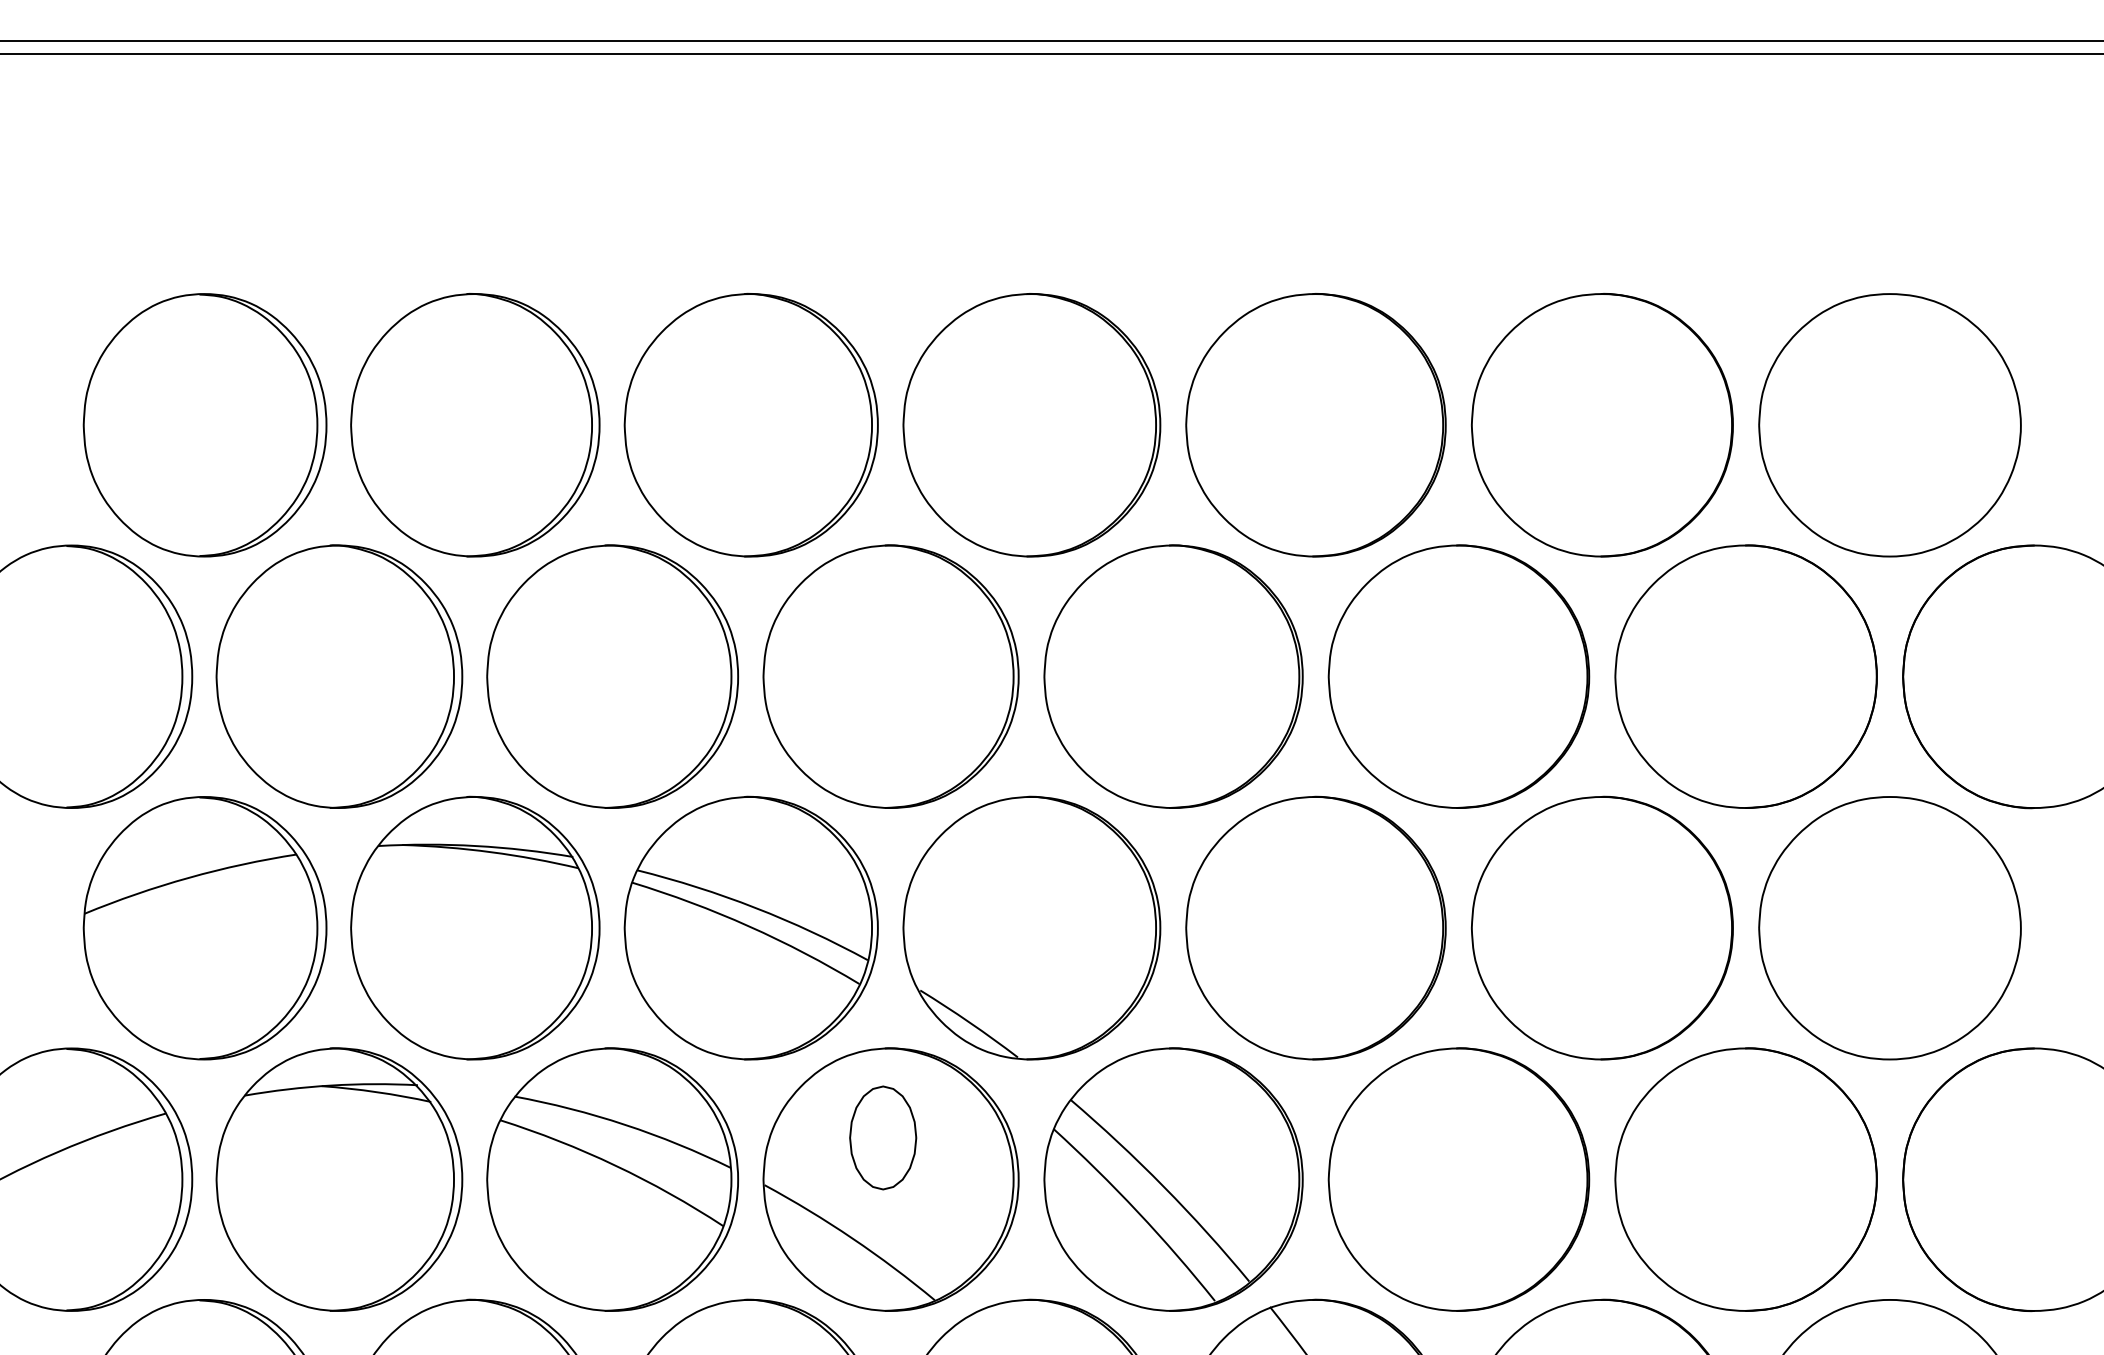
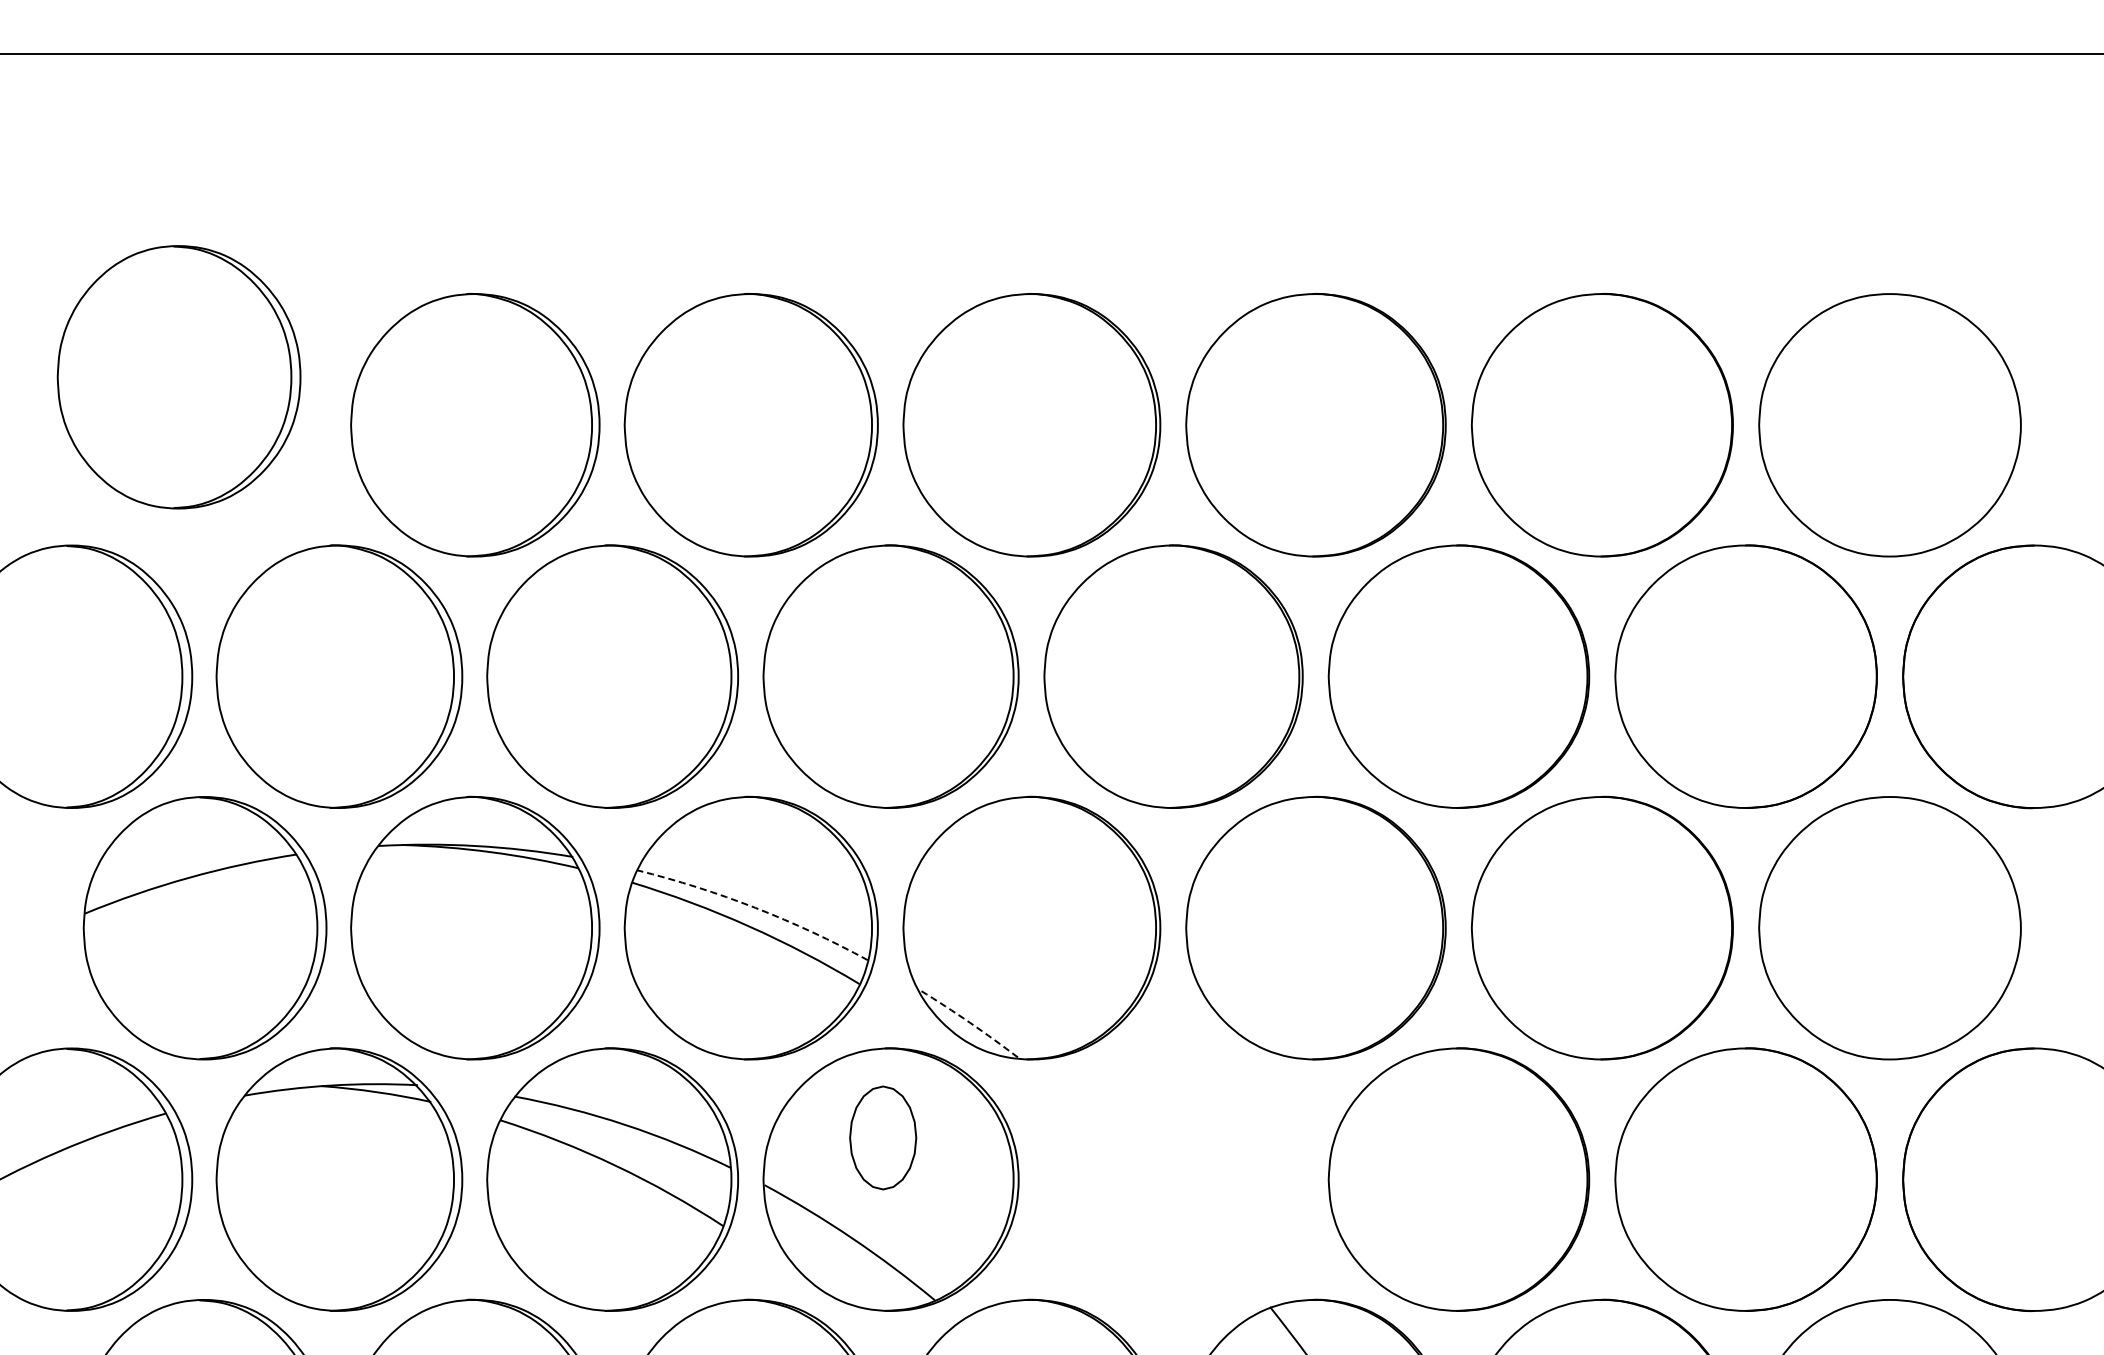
line: present -> none (1051, 40)
part position: (204, 425) -> (178, 377) (178, 377)
arc: solid -> dashed (755, 907)
arc: solid -> dashed (969, 1022)
part: present -> none (1173, 1179)
